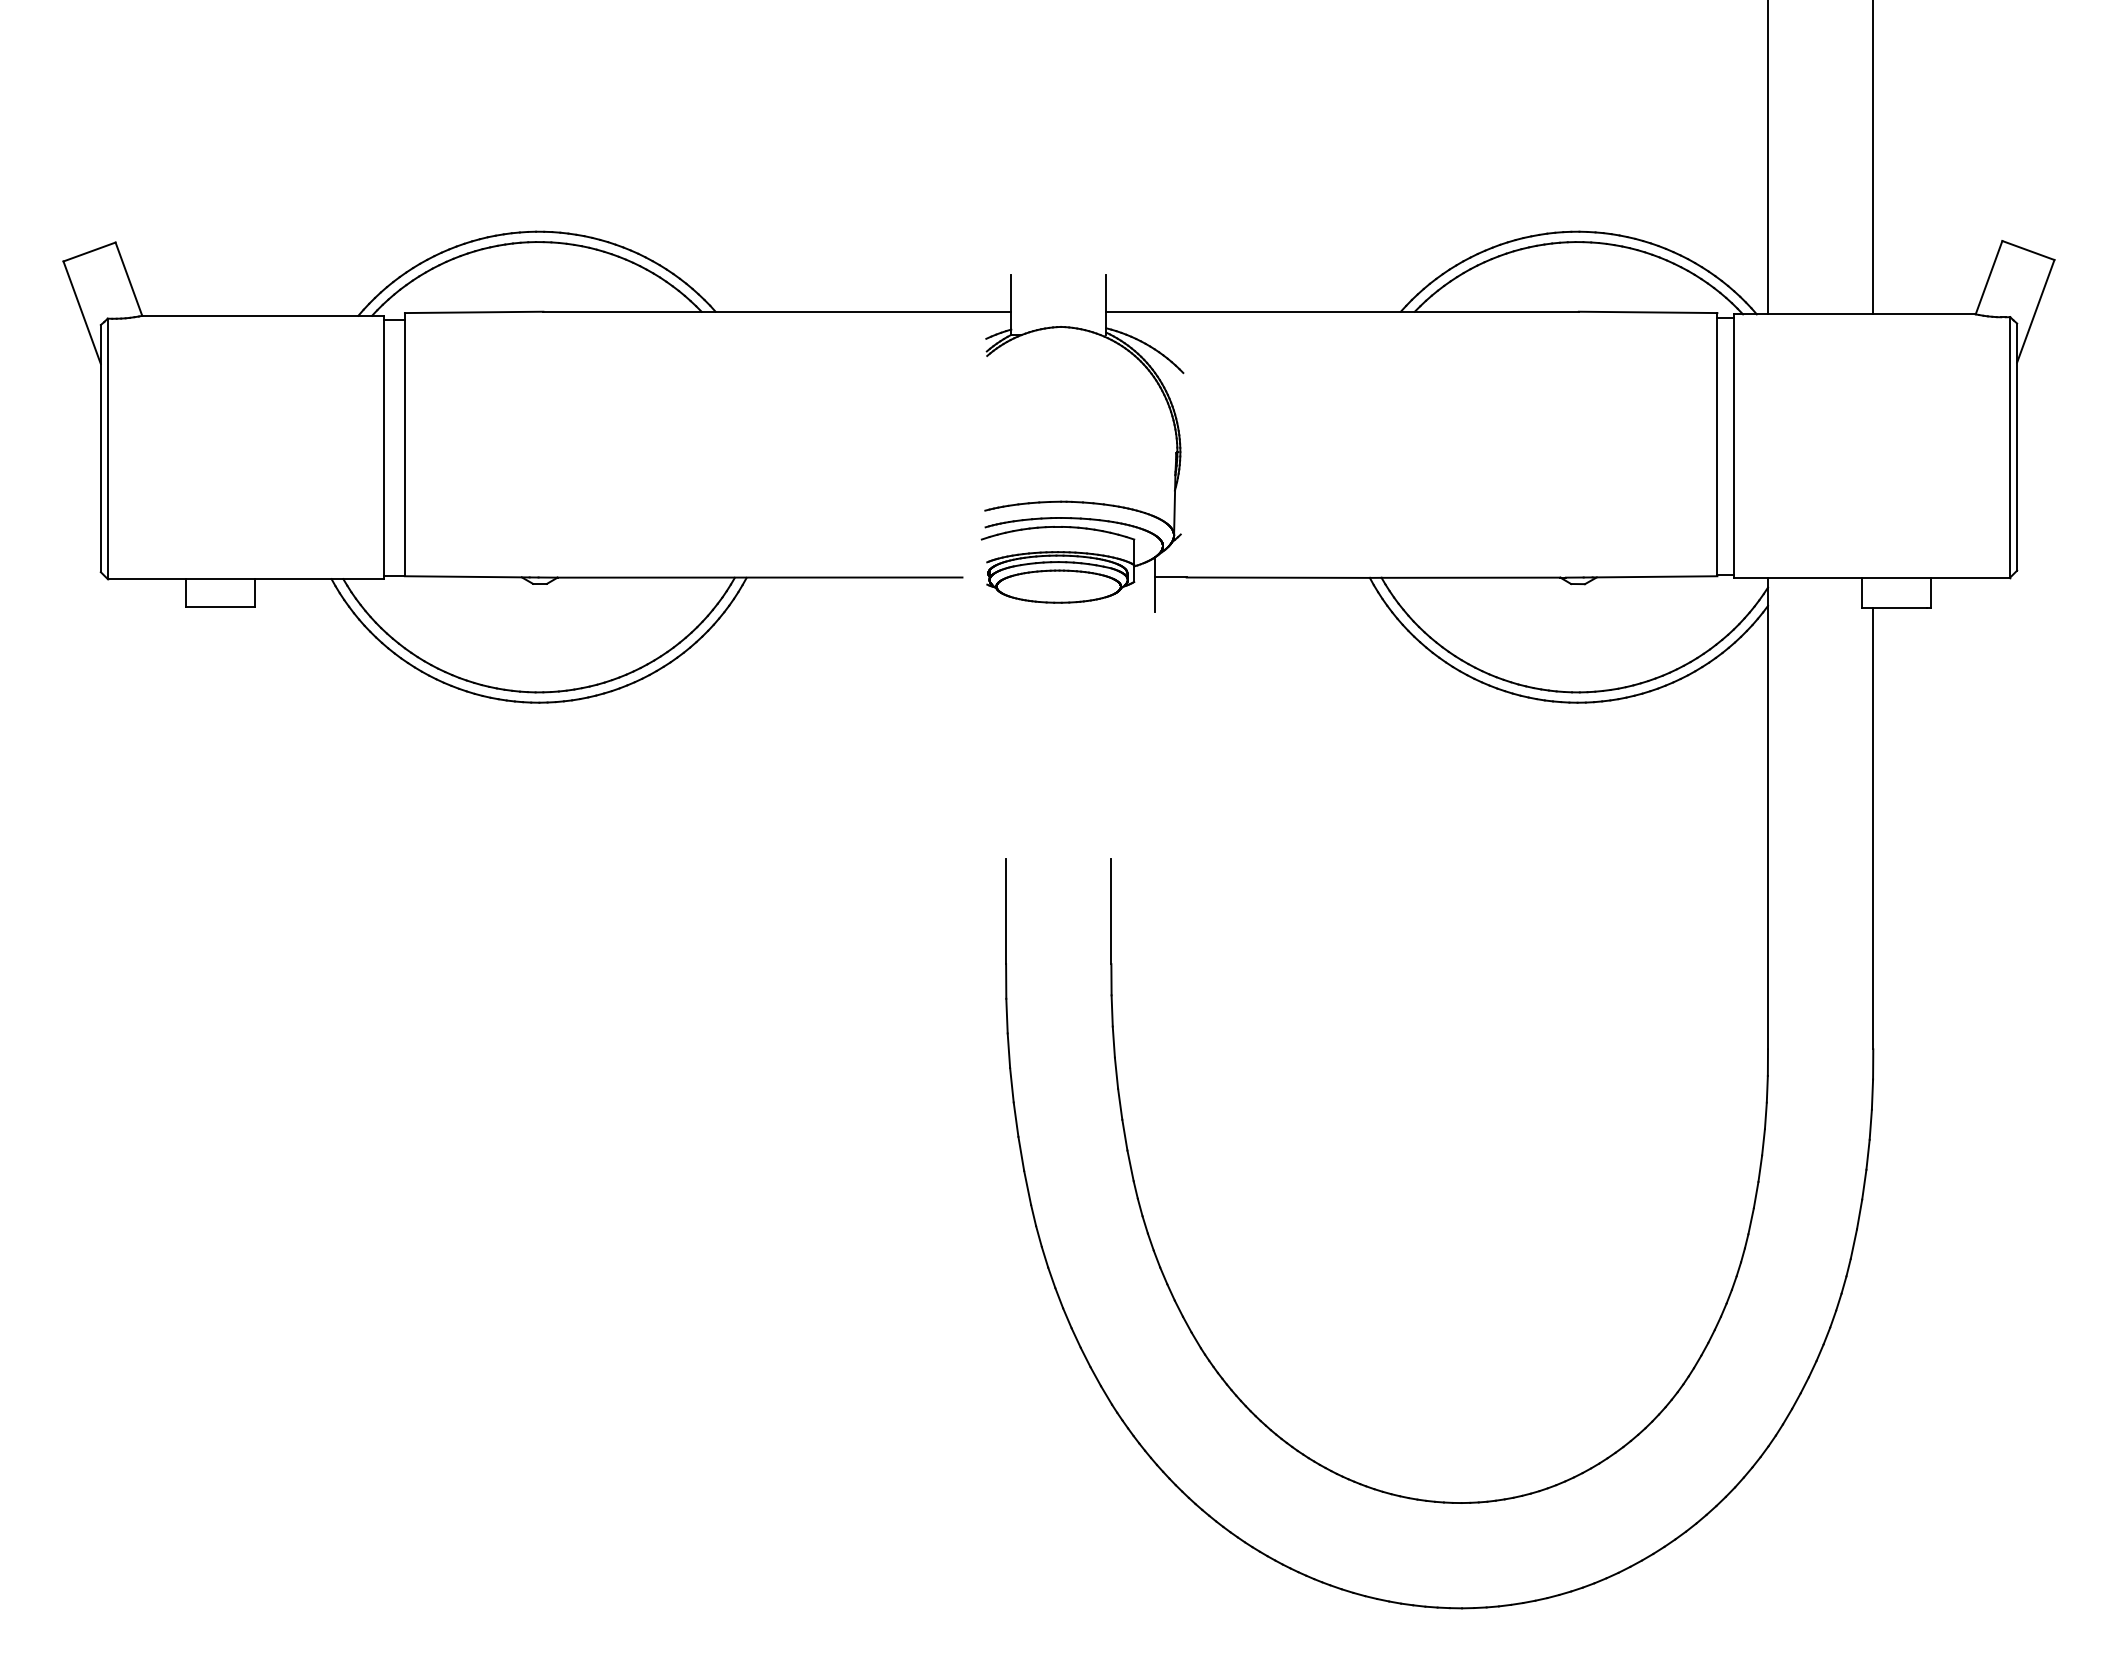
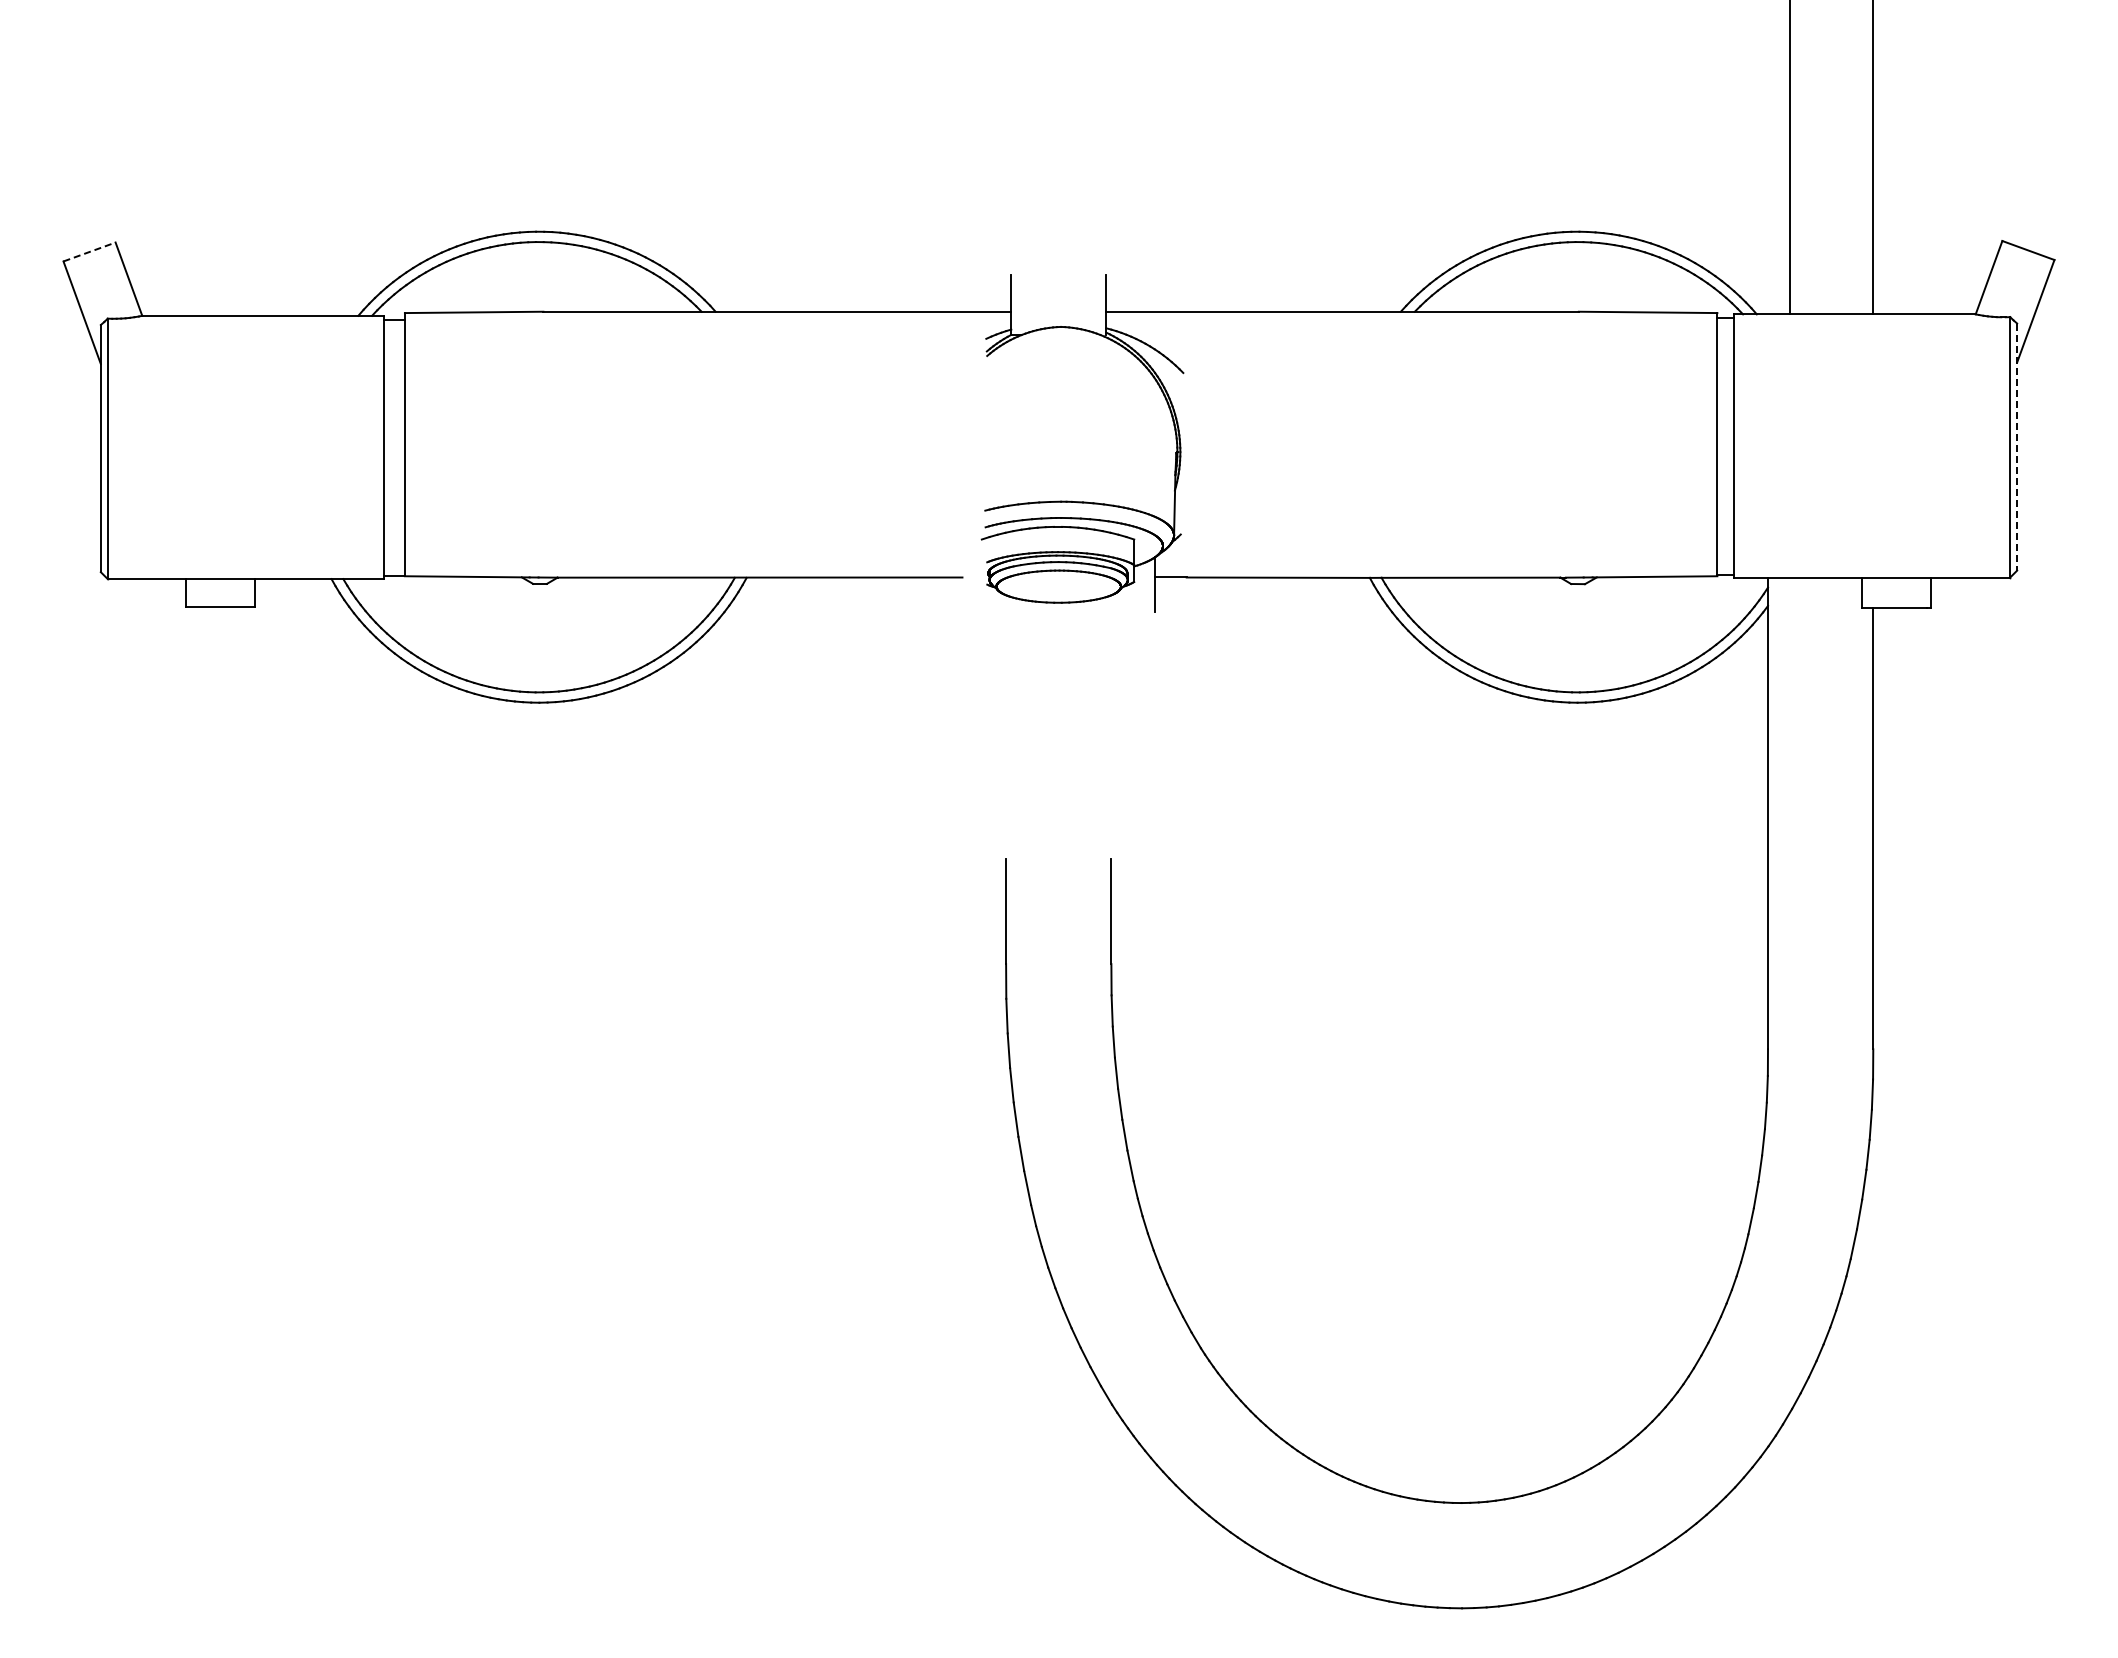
line position: (1768, 158) -> (1790, 158) (1790, 158)
line: solid -> dashed (89, 252)
line: solid -> dashed (2017, 447)
